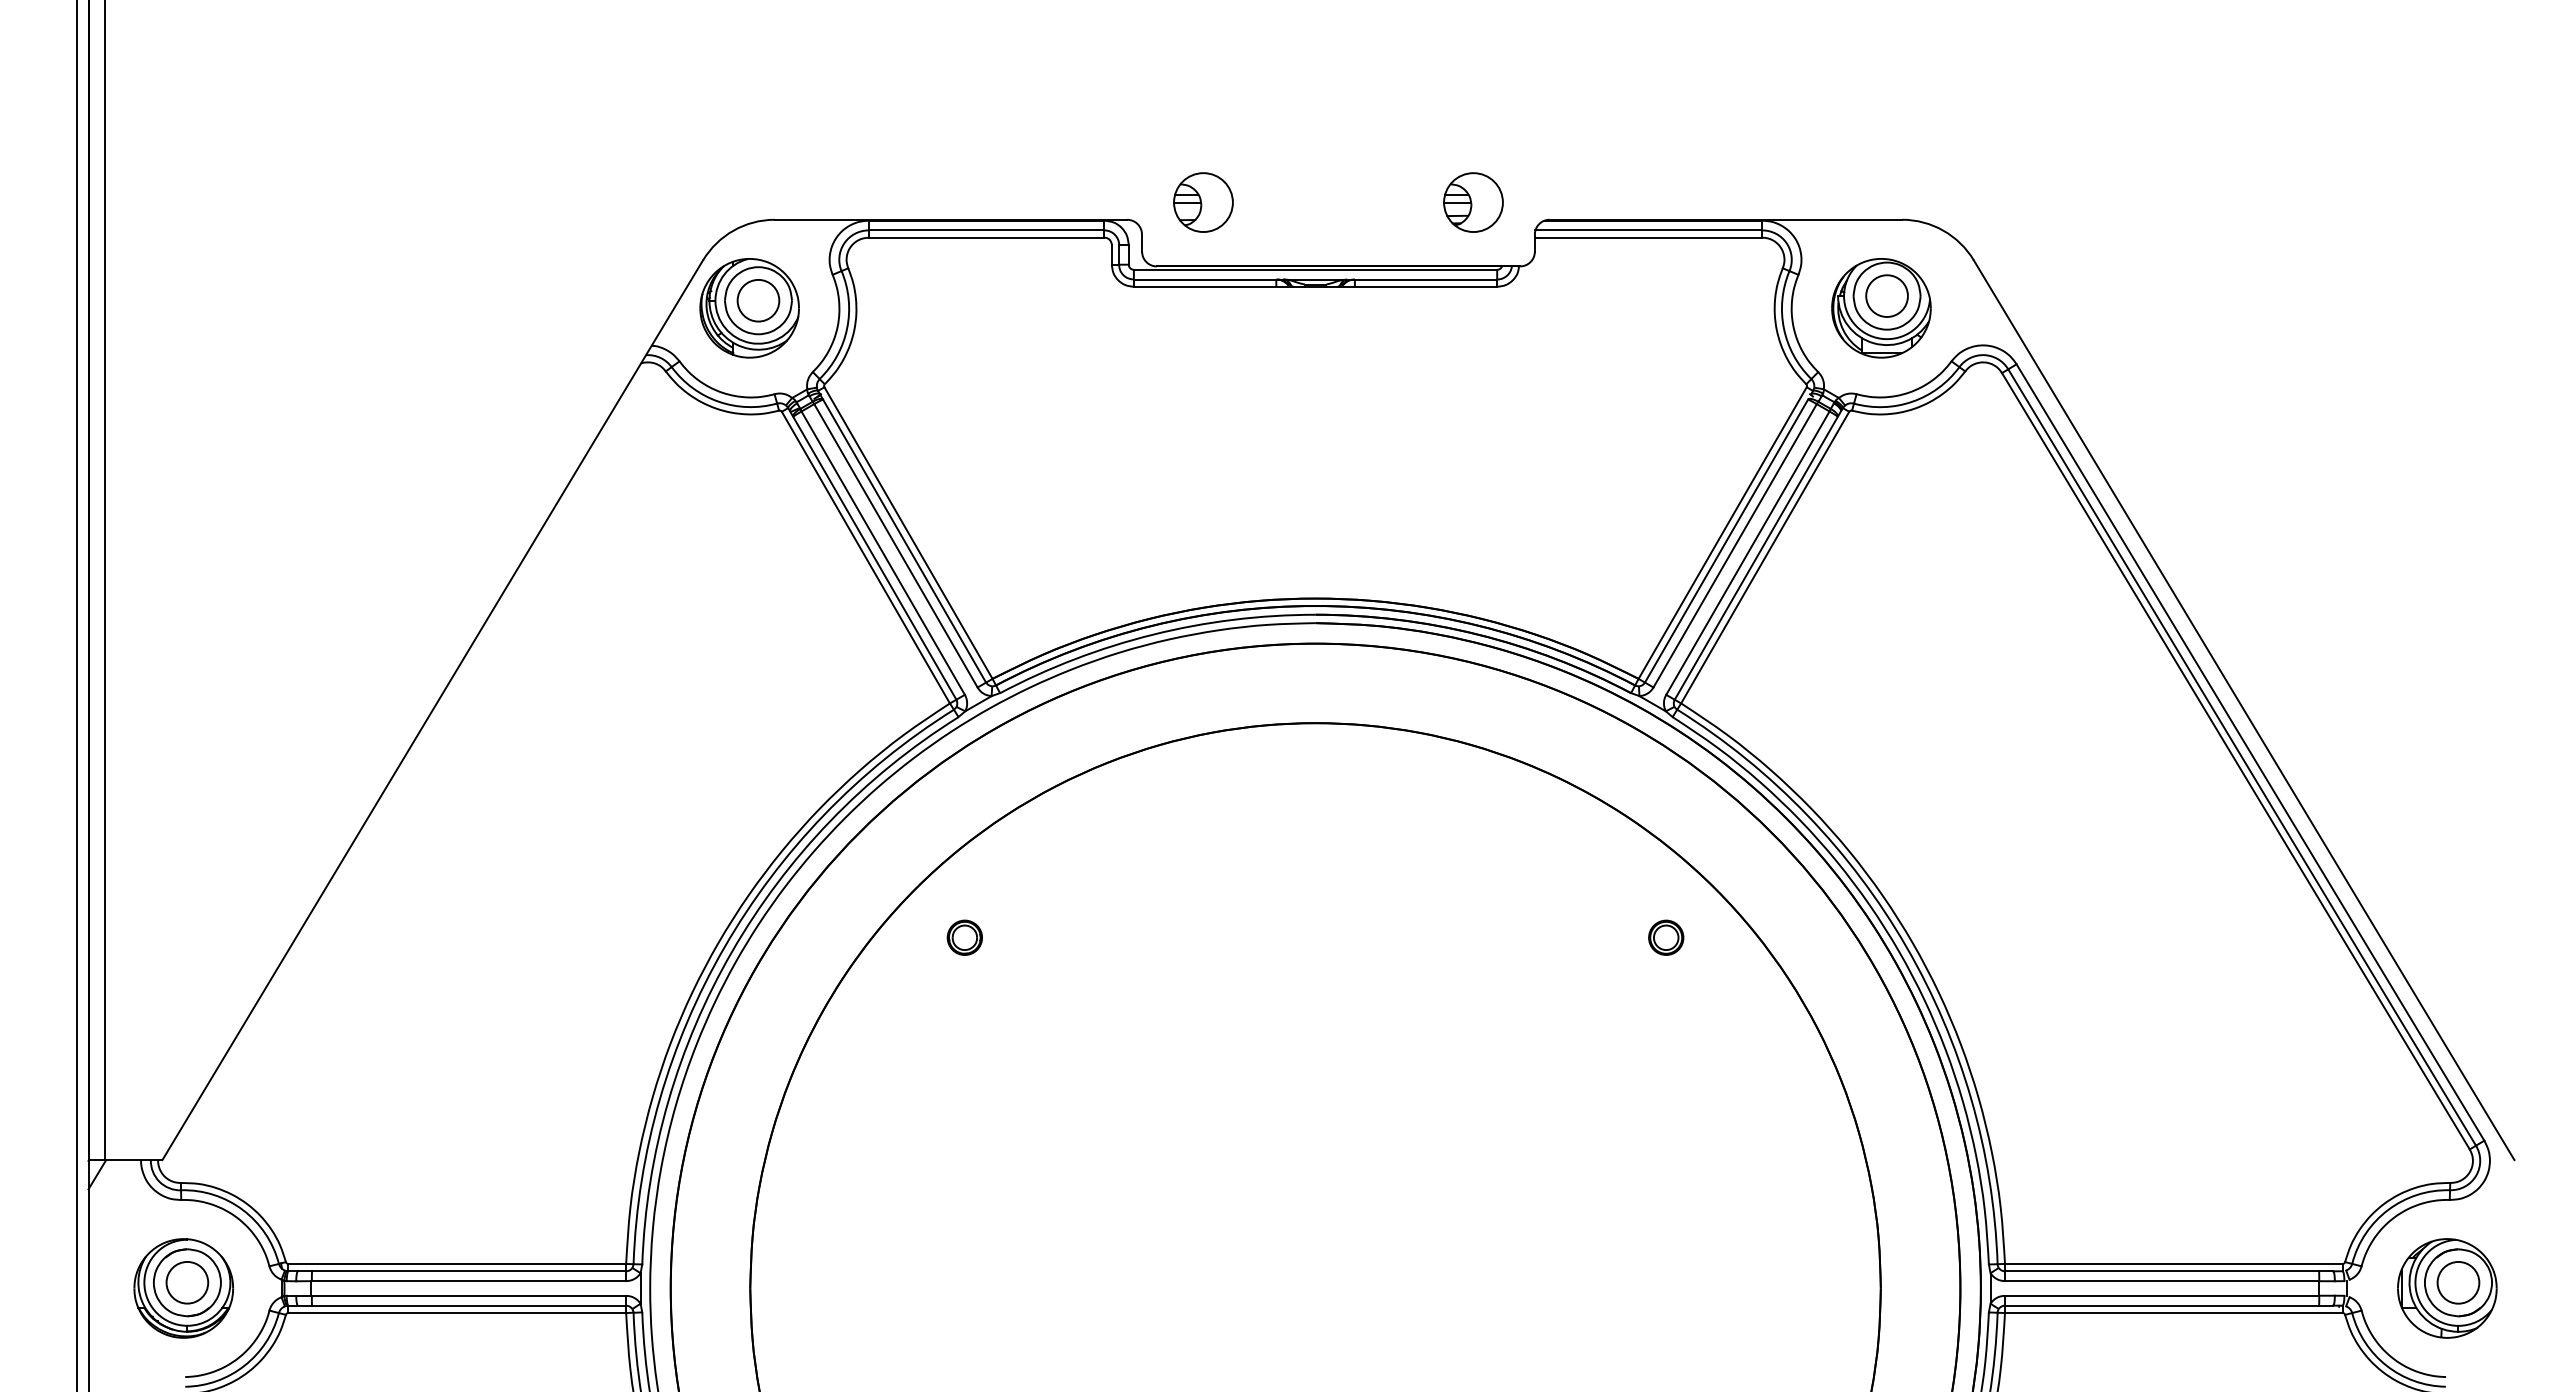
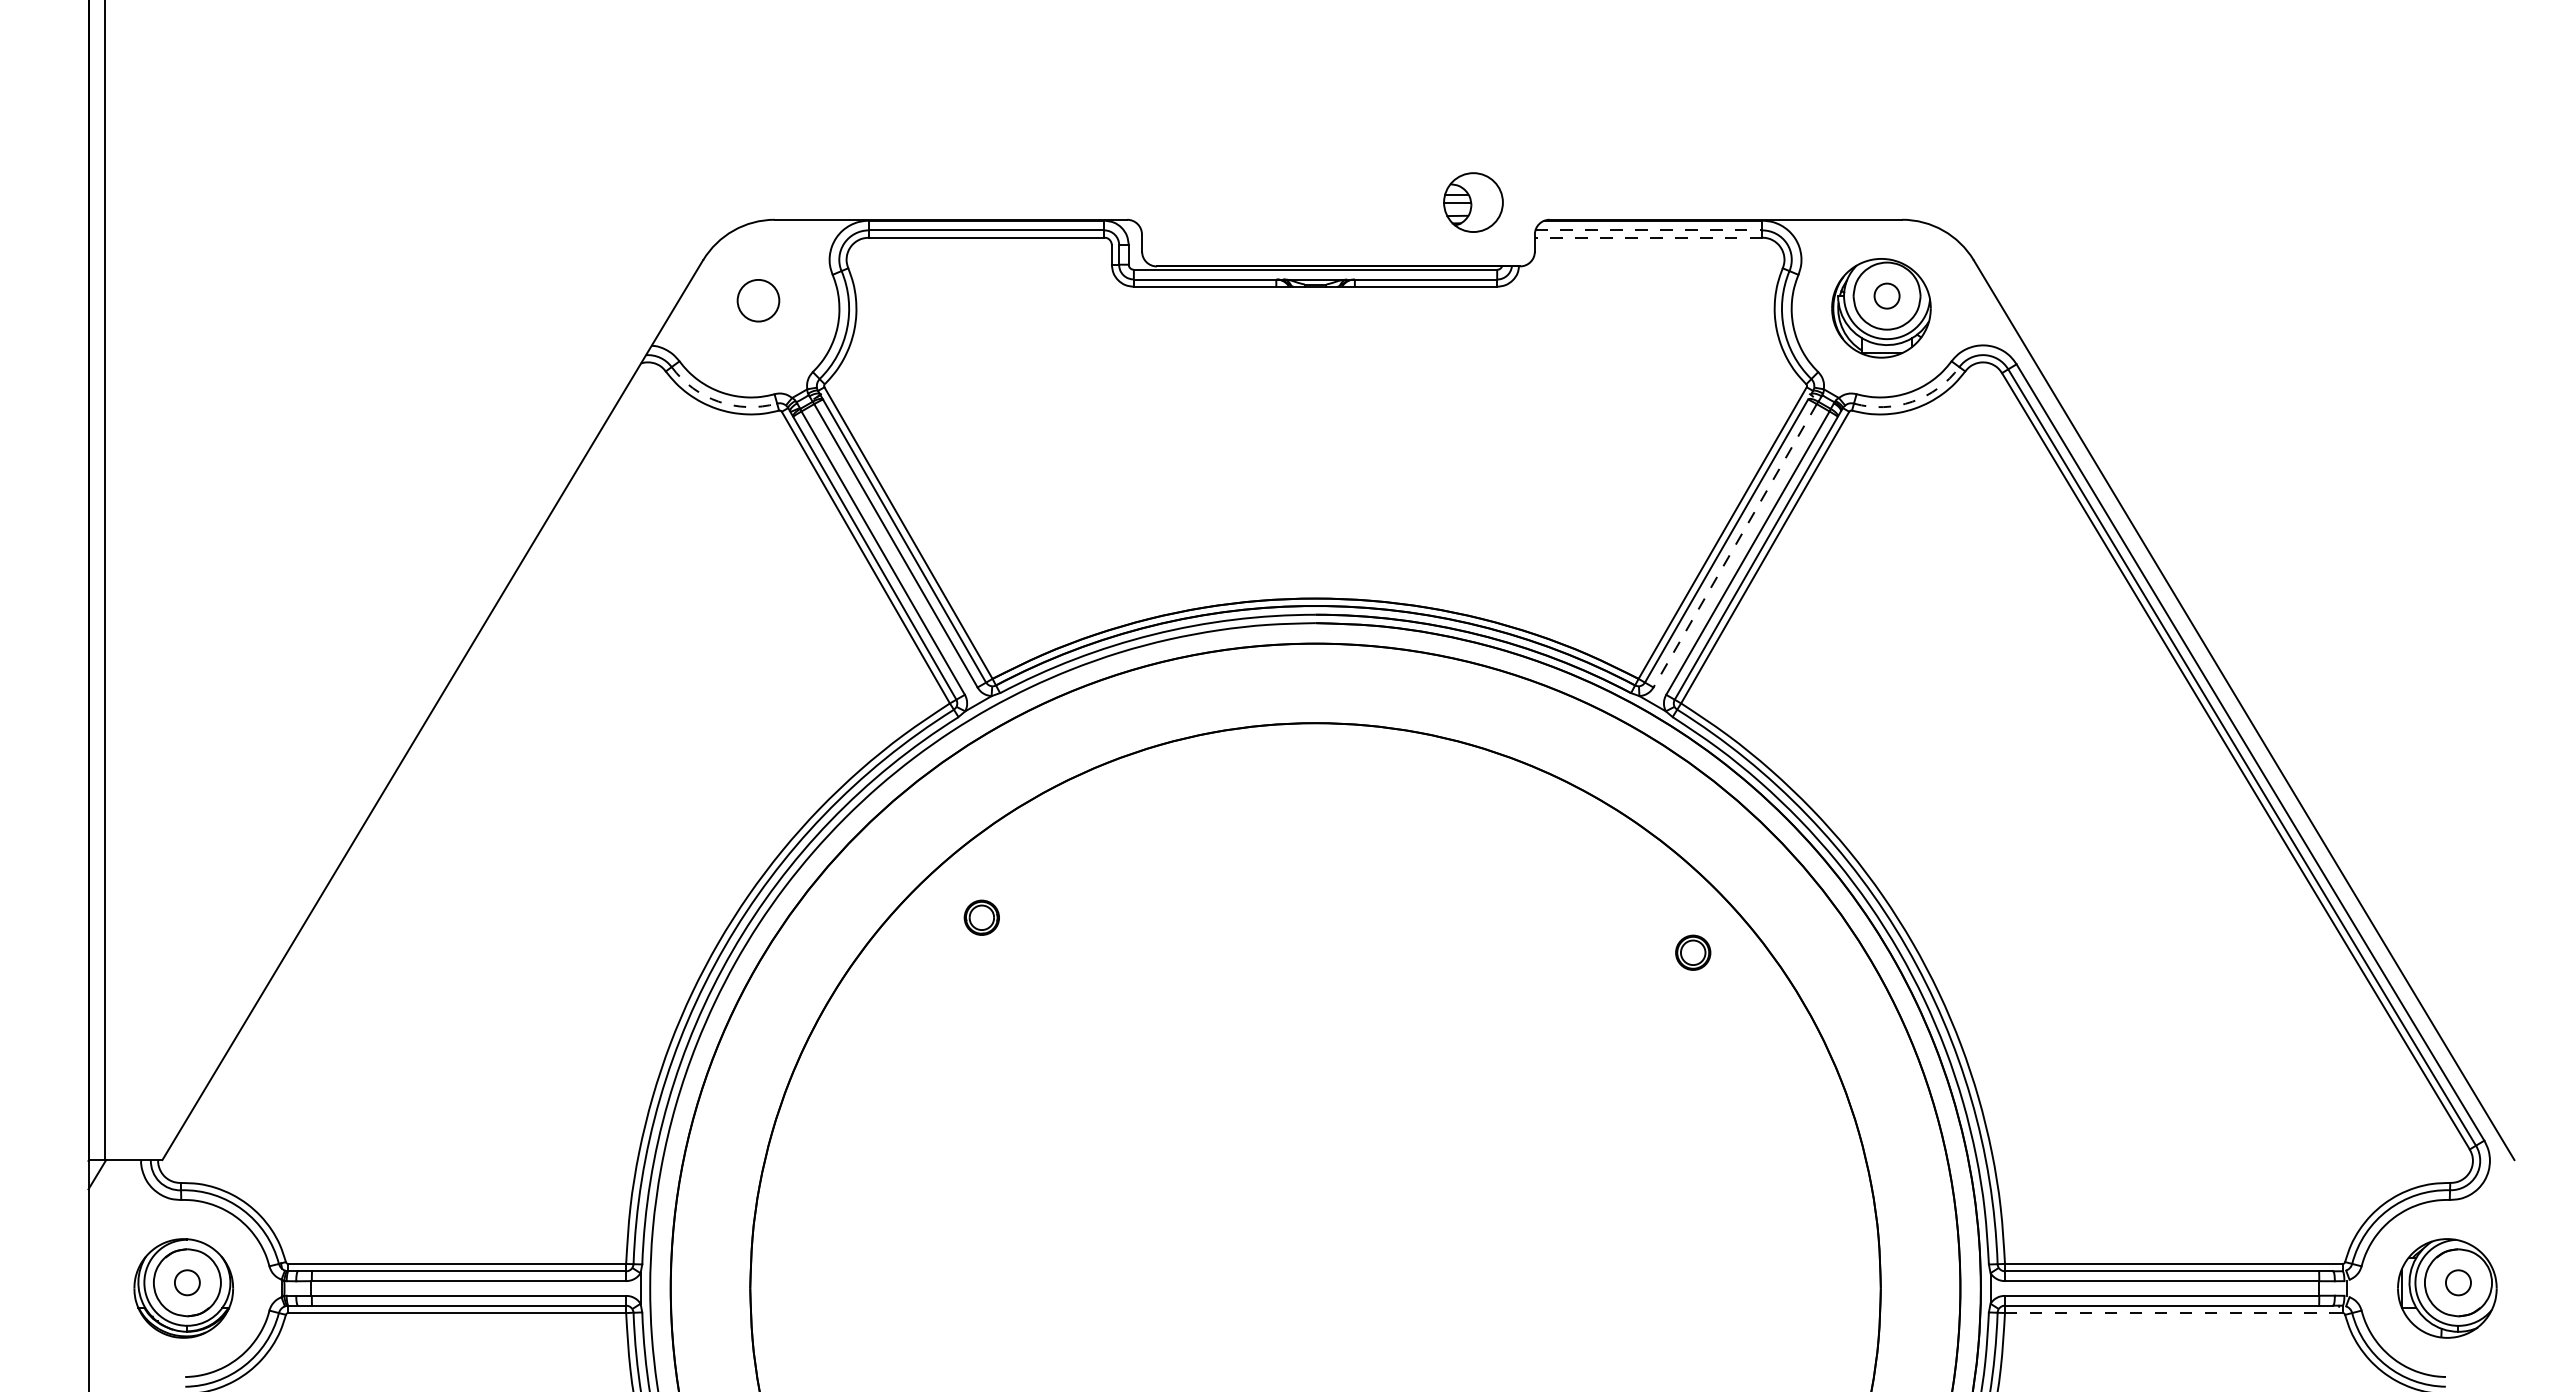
part: present -> none (1203, 202)
line: solid -> dashed (1649, 230)
line: solid -> dashed (1648, 237)
circle diameter: 42 px -> 25 px (1886, 295)
part: present -> none (749, 308)
arc: solid -> dashed (718, 401)
arc: solid -> dashed (1912, 401)
line: solid -> dashed (1735, 545)
line: present -> none (77, 695)
part position: (964, 937) -> (981, 917) (981, 917)
part position: (1666, 937) -> (1693, 952) (1693, 952)
circle diameter: 42 px -> 25 px (186, 1282)
circle diameter: 42 px -> 25 px (2458, 1282)
line: solid -> dashed (2173, 1313)
